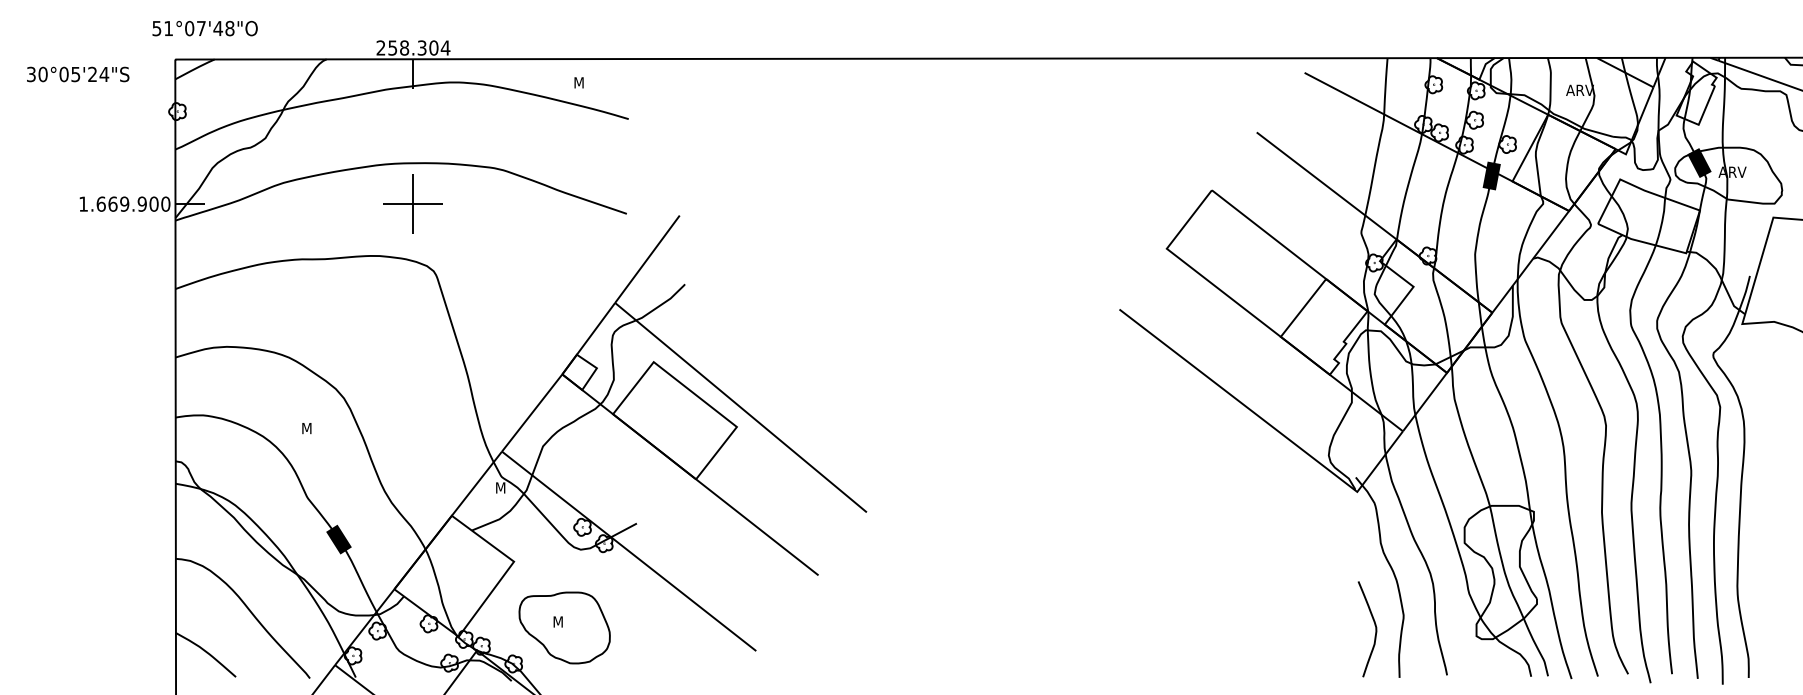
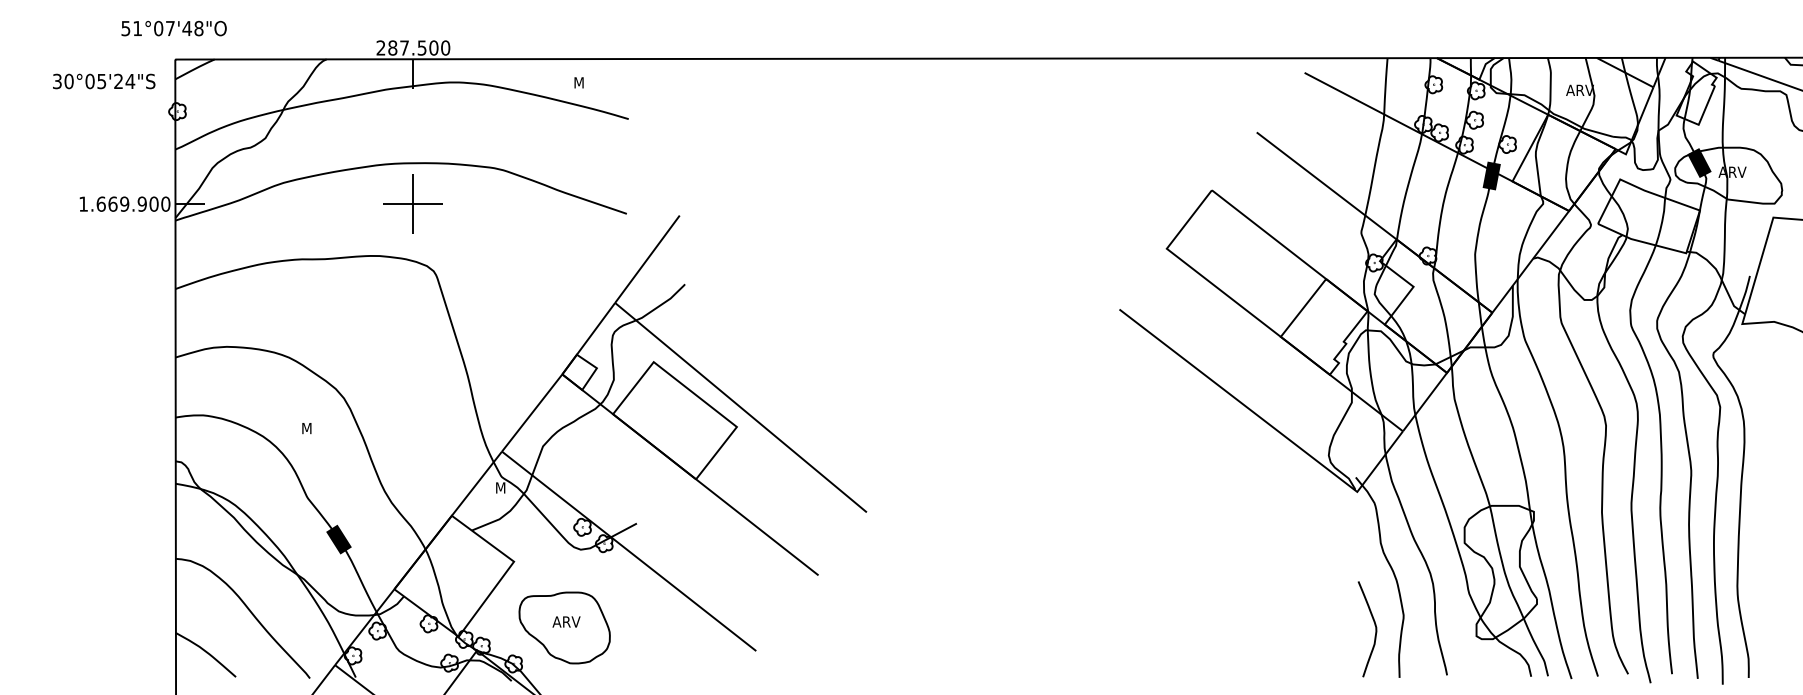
text position: (204, 28) -> (173, 28) (173, 28)
text: 258.304 -> 287.500 (419, 47)
text position: (78, 74) -> (104, 81) (104, 81)
text: M -> ARV (566, 621)
